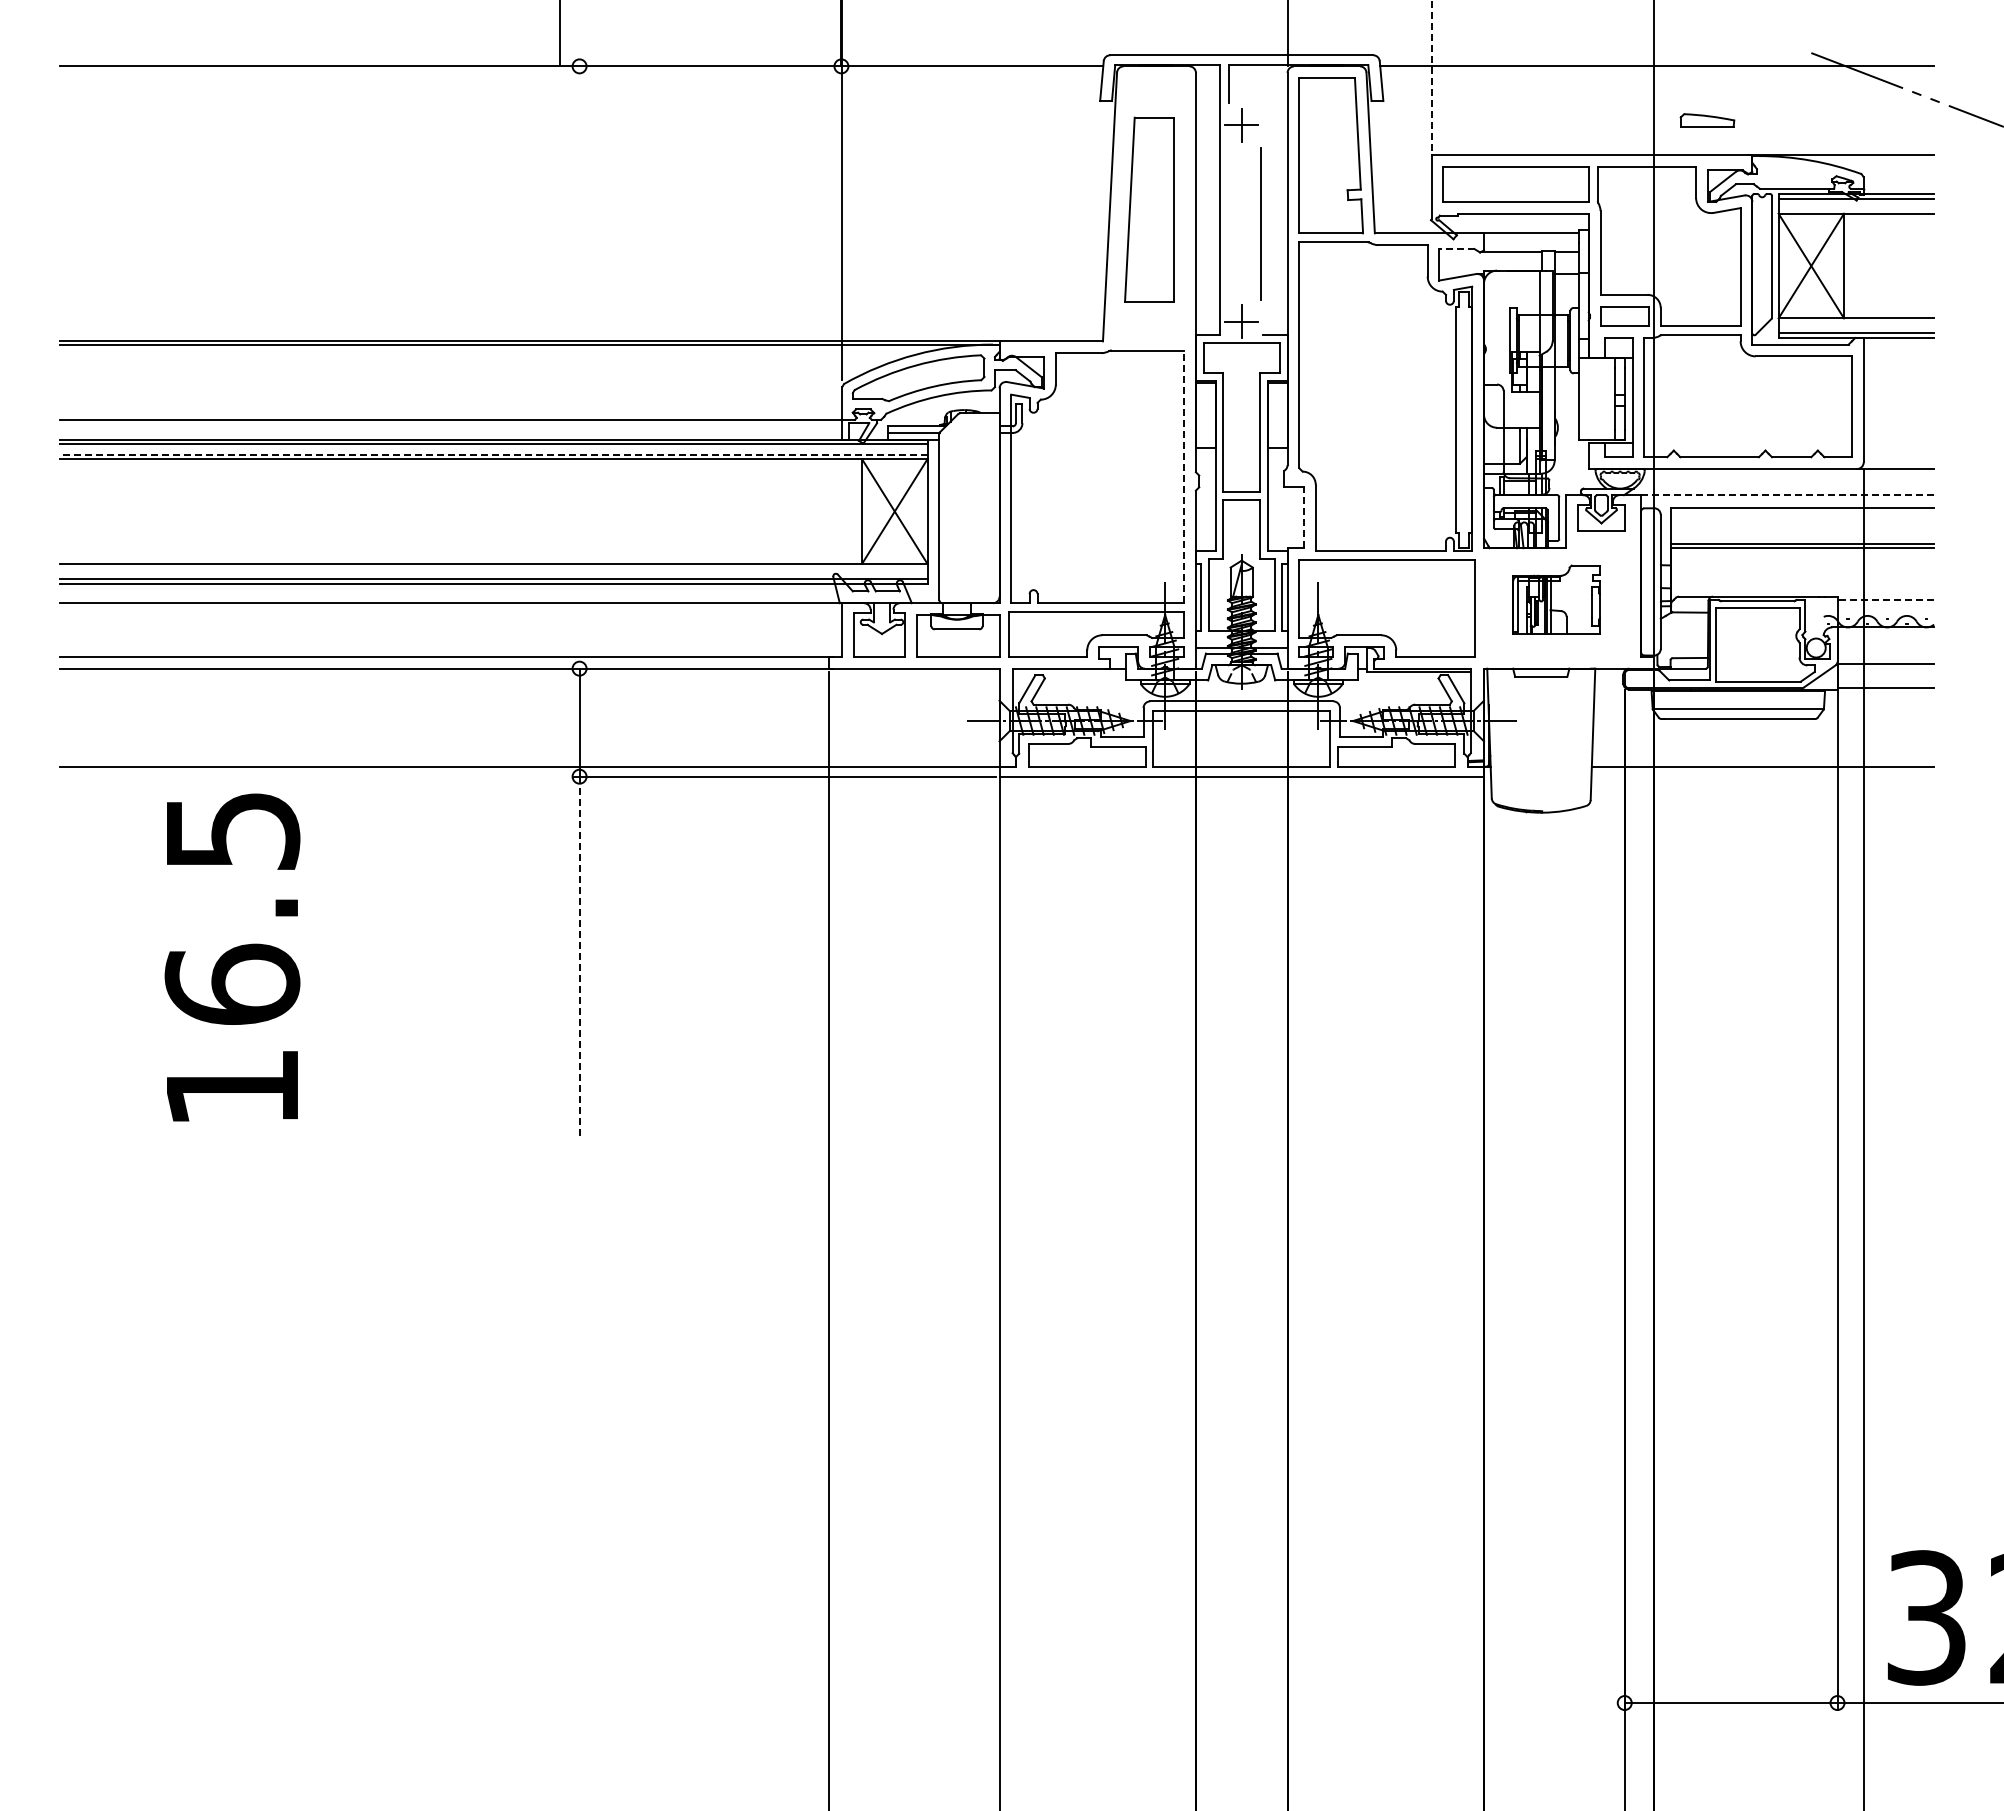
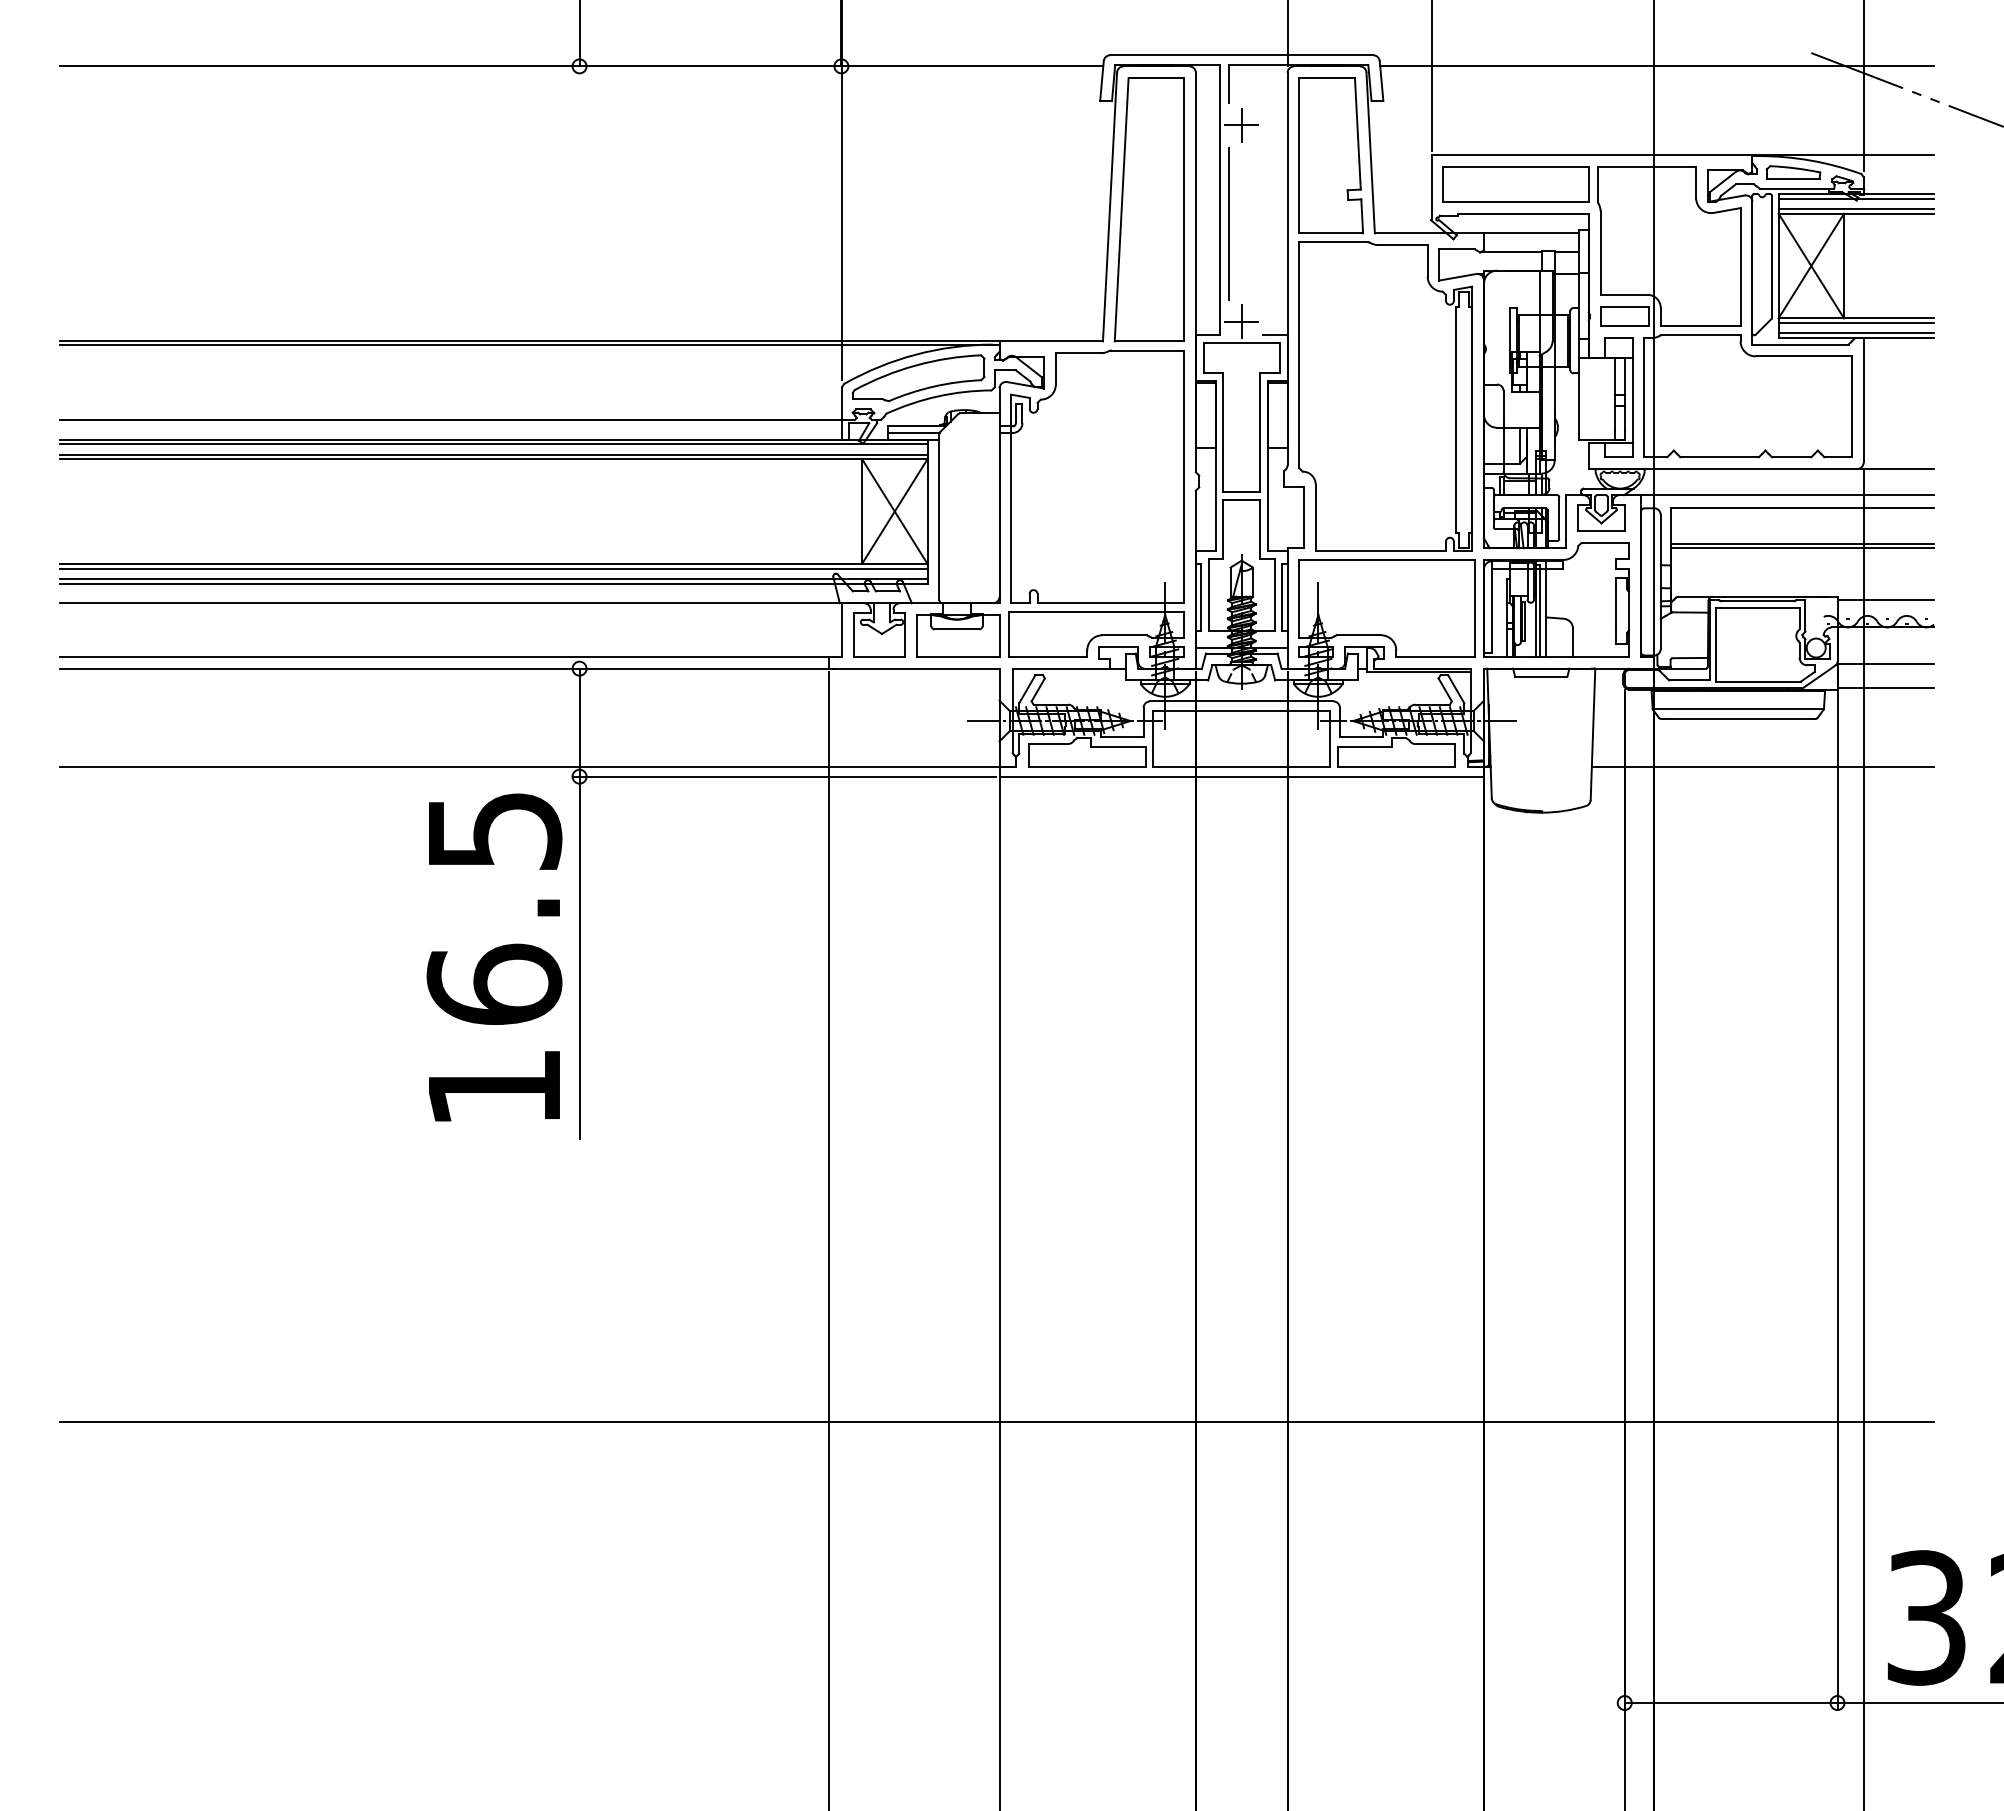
line position: (559, 34) -> (579, 34) (579, 34)
line: dashed -> solid (1431, 75)
line: none -> present (1863, 86)
part position: (1707, 120) -> (1793, 172) (1793, 172)
part size: 51x187 px -> 72x266 px (1148, 209)
line: none -> present (1856, 209)
line position: (1260, 223) -> (1228, 223) (1228, 223)
line: dashed -> solid (1456, 249)
line: none -> present (1856, 323)
line: dashed -> solid (493, 454)
line: dashed -> solid (1184, 476)
line: dashed -> solid (1785, 495)
line: dashed -> solid (1303, 517)
line: none -> present (493, 568)
part size: 89x71 px -> 148x117 px (1556, 599)
line: dashed -> solid (1885, 599)
text position: (232, 957) -> (494, 957) (494, 957)
line: dashed -> solid (579, 958)
line: none -> present (997, 1421)
